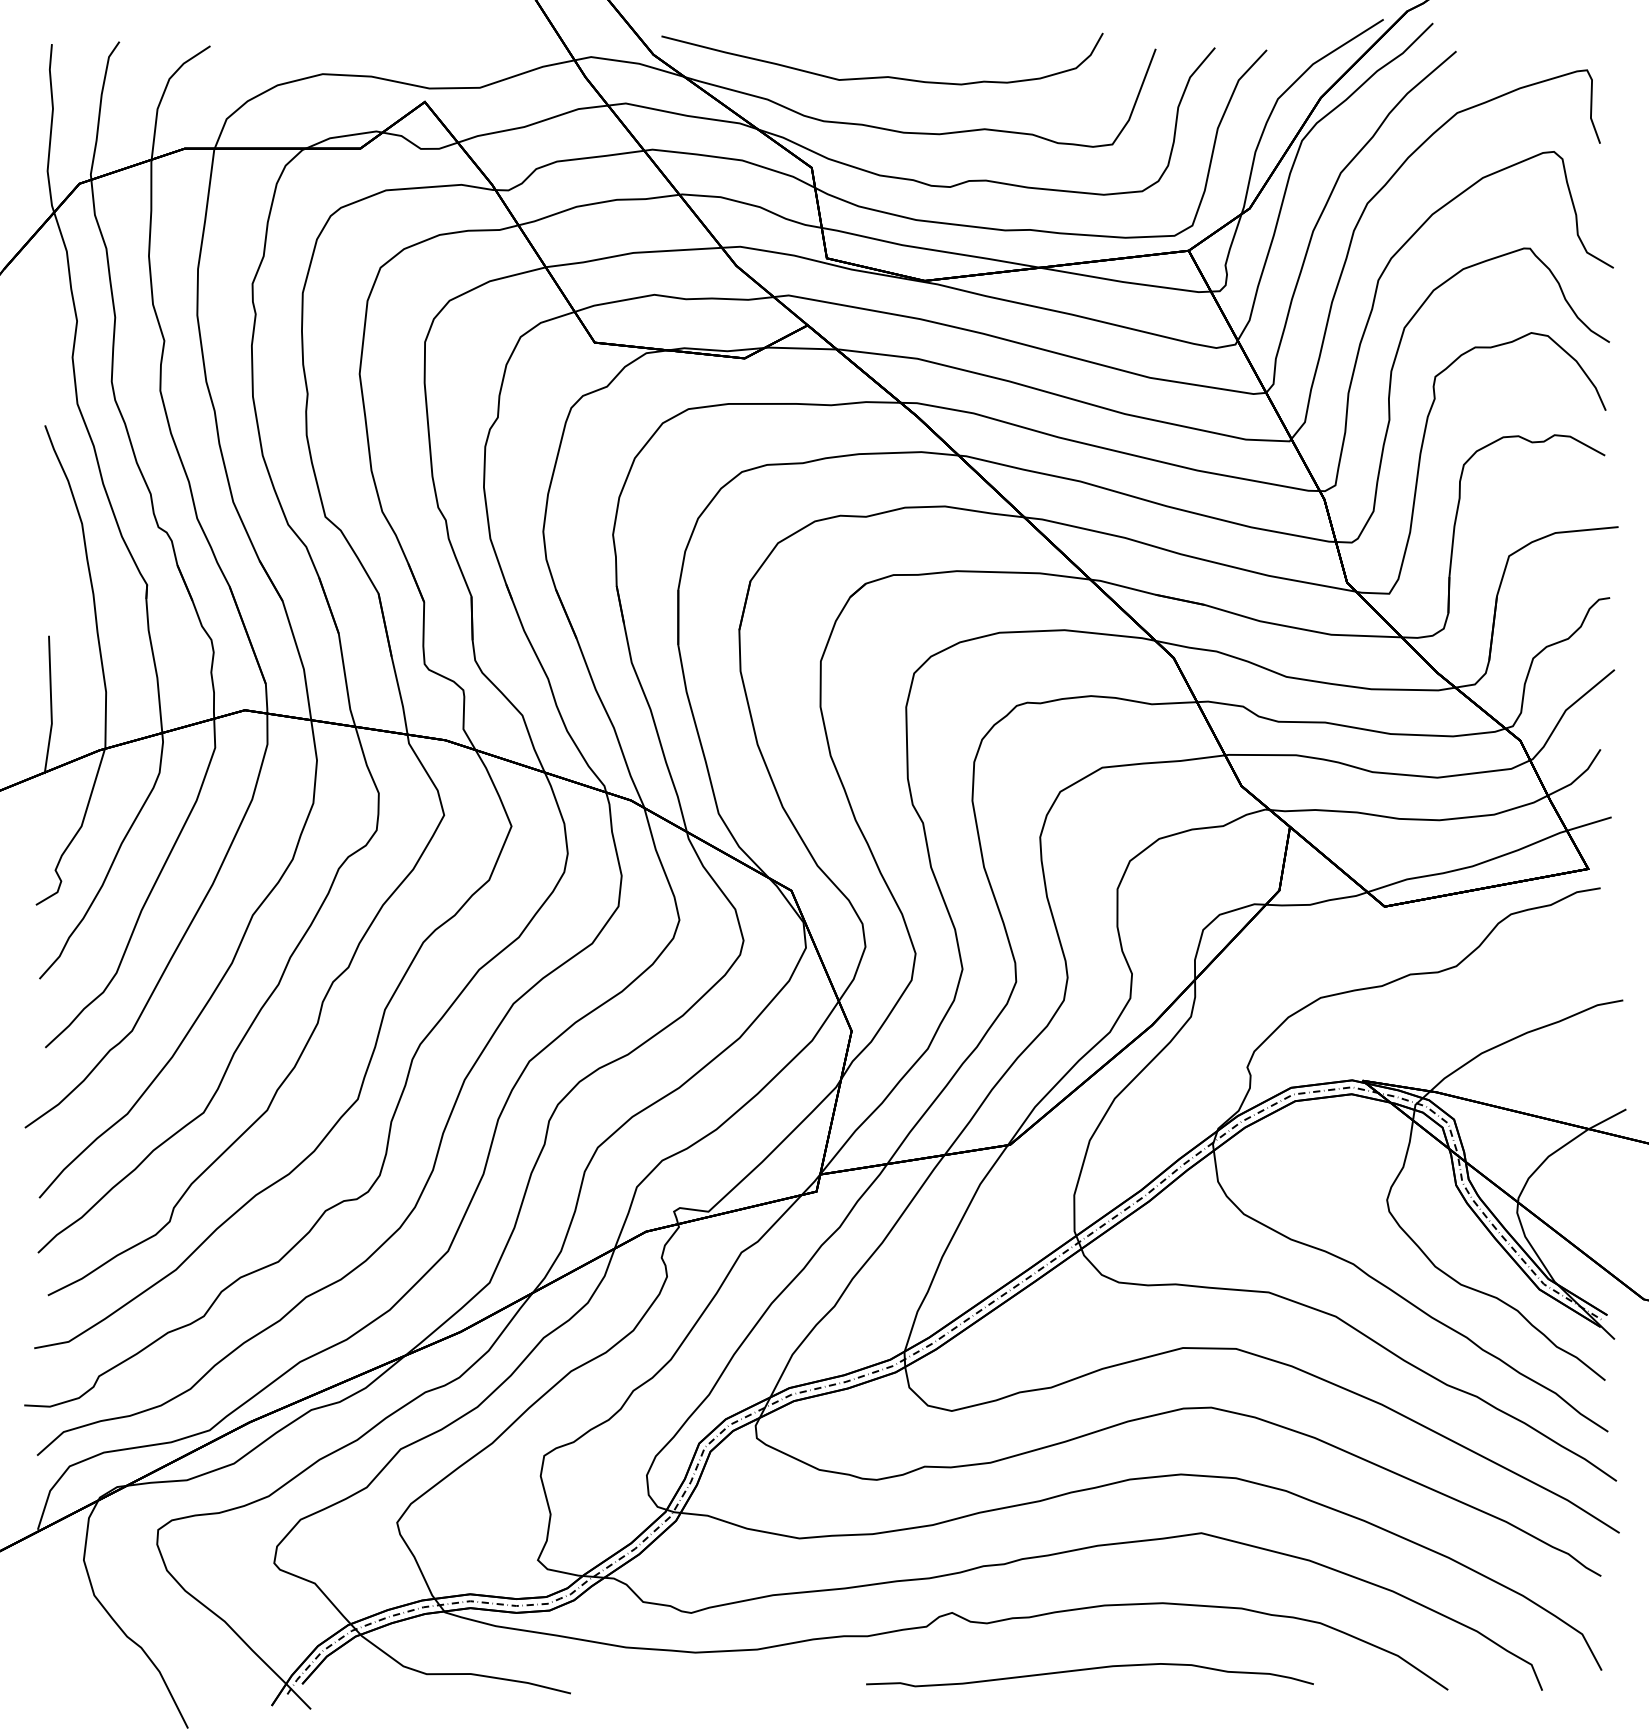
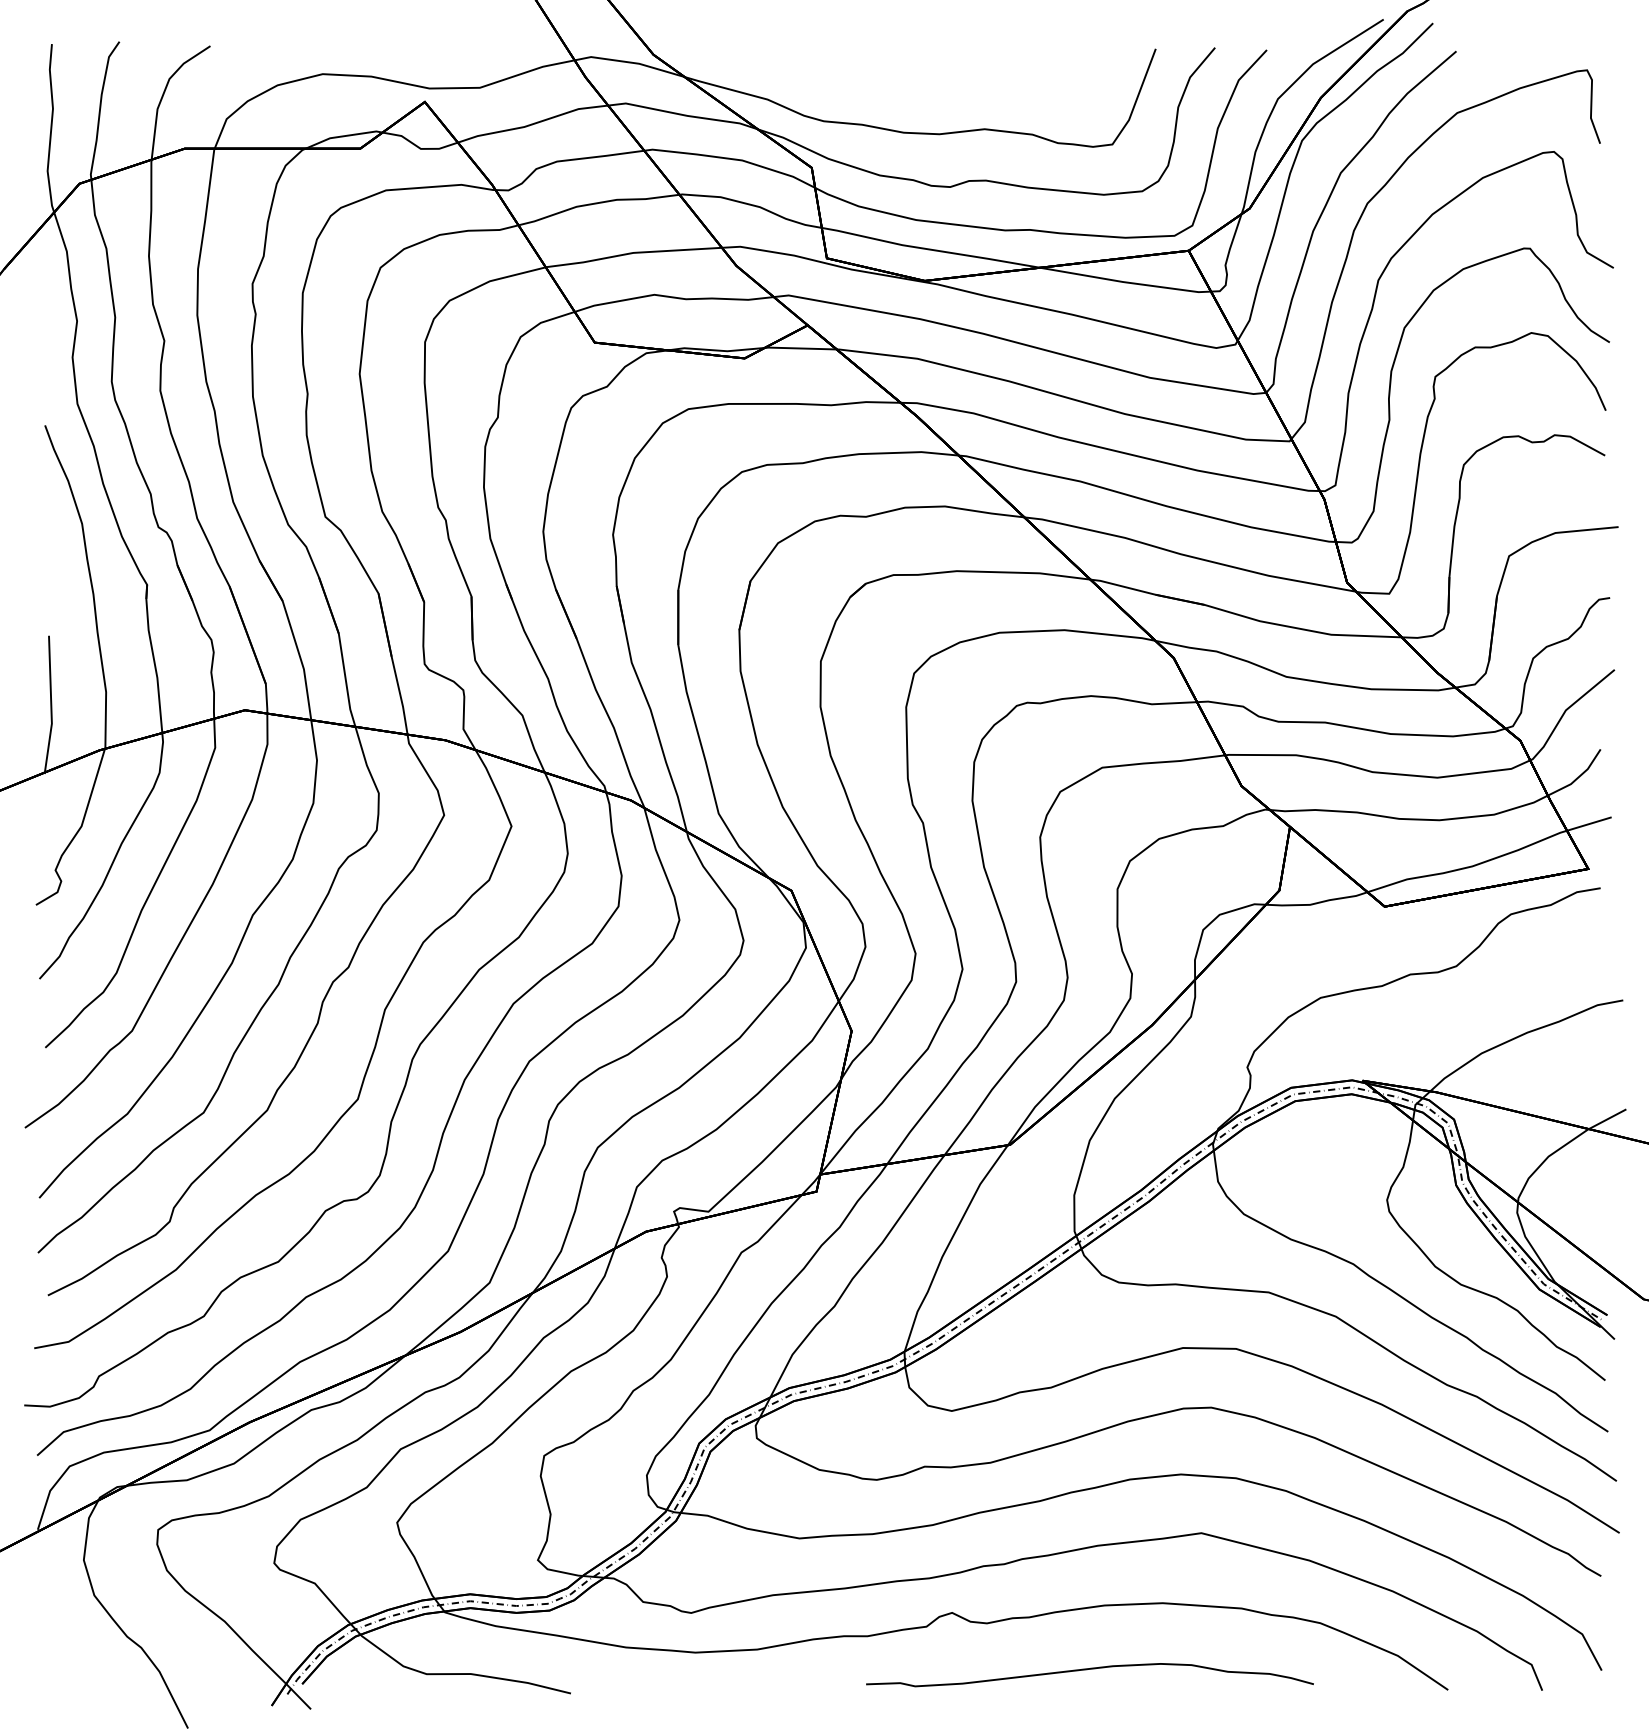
curve: present -> none (882, 76)
